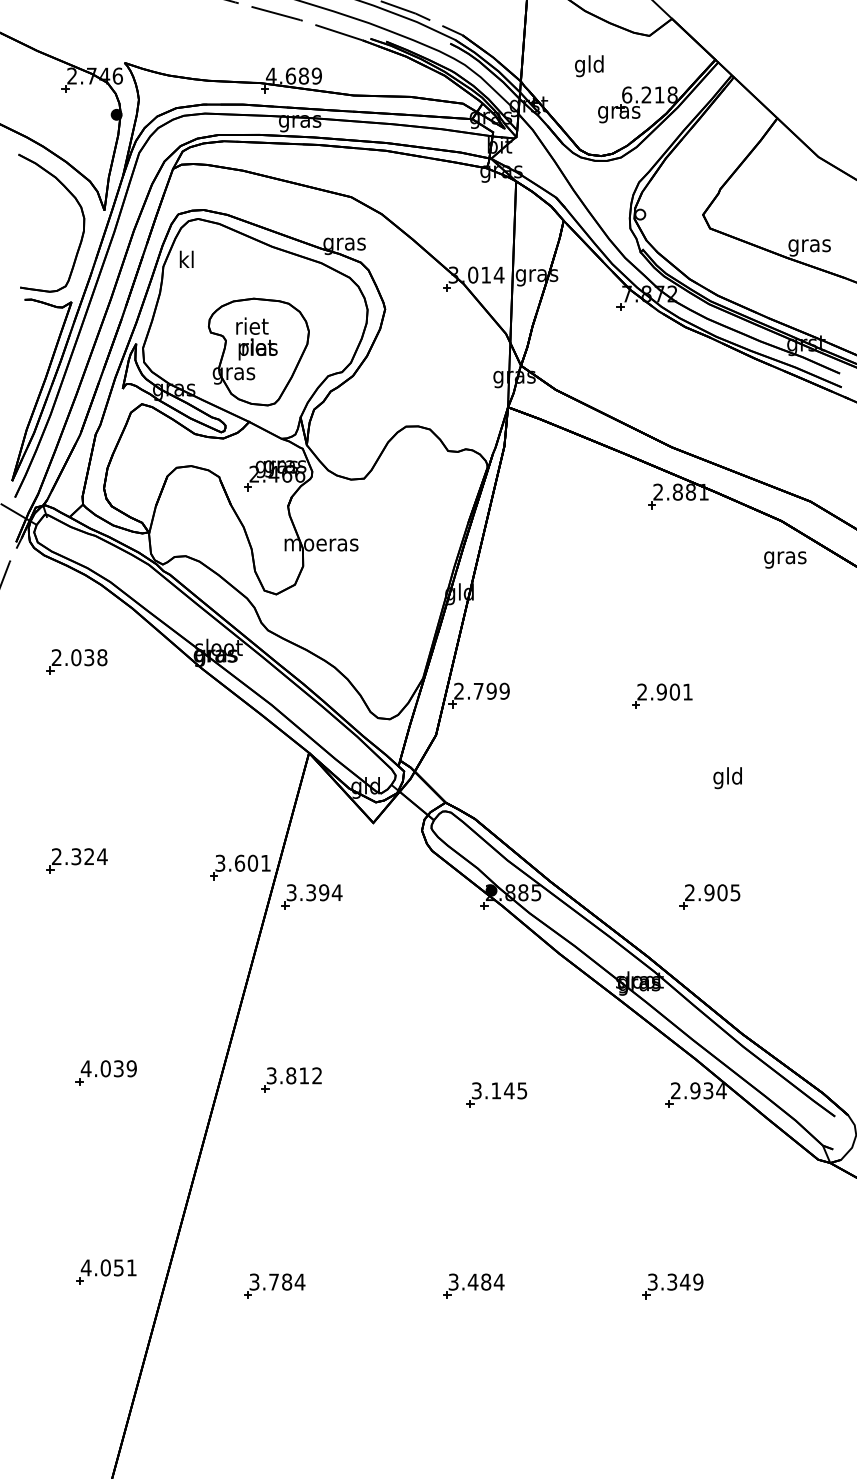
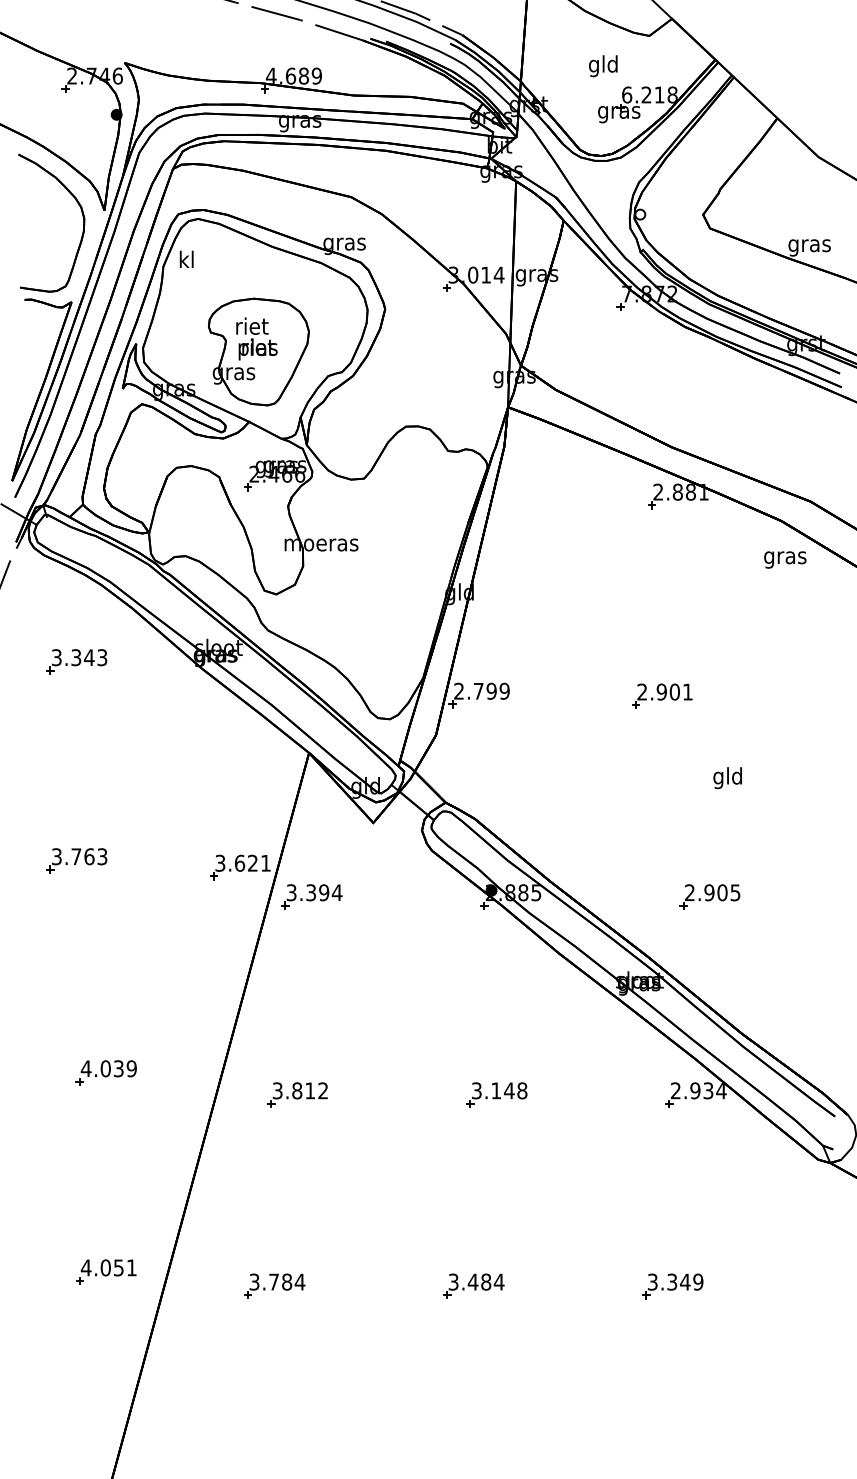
text position: (589, 66) -> (603, 66) (603, 66)
text: 2.038 -> 3.343 (79, 657)
text: 2.324 -> 3.763 (79, 856)
text: 3.601 -> 3.621 (252, 862)
part position: (291, 1079) -> (297, 1094) (297, 1094)
text: 3.145 -> 3.148 (522, 1090)
